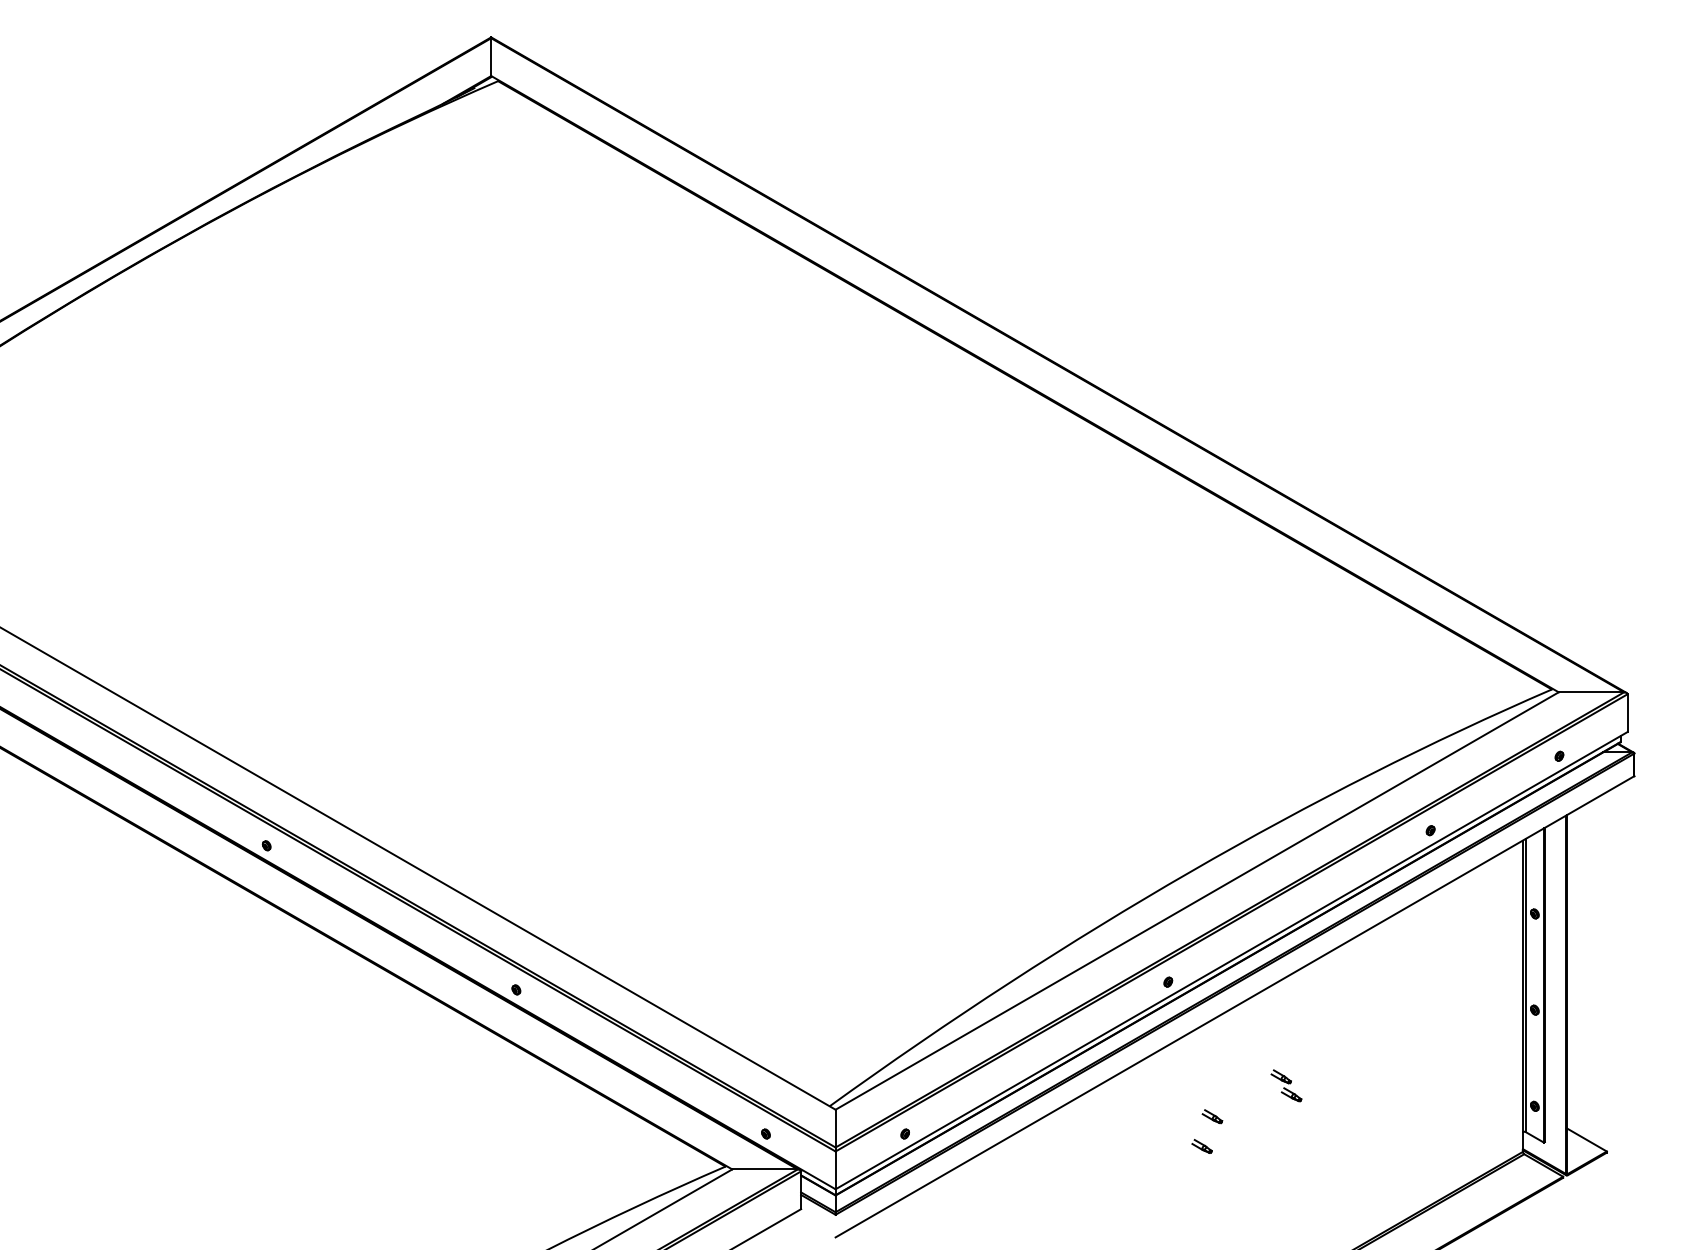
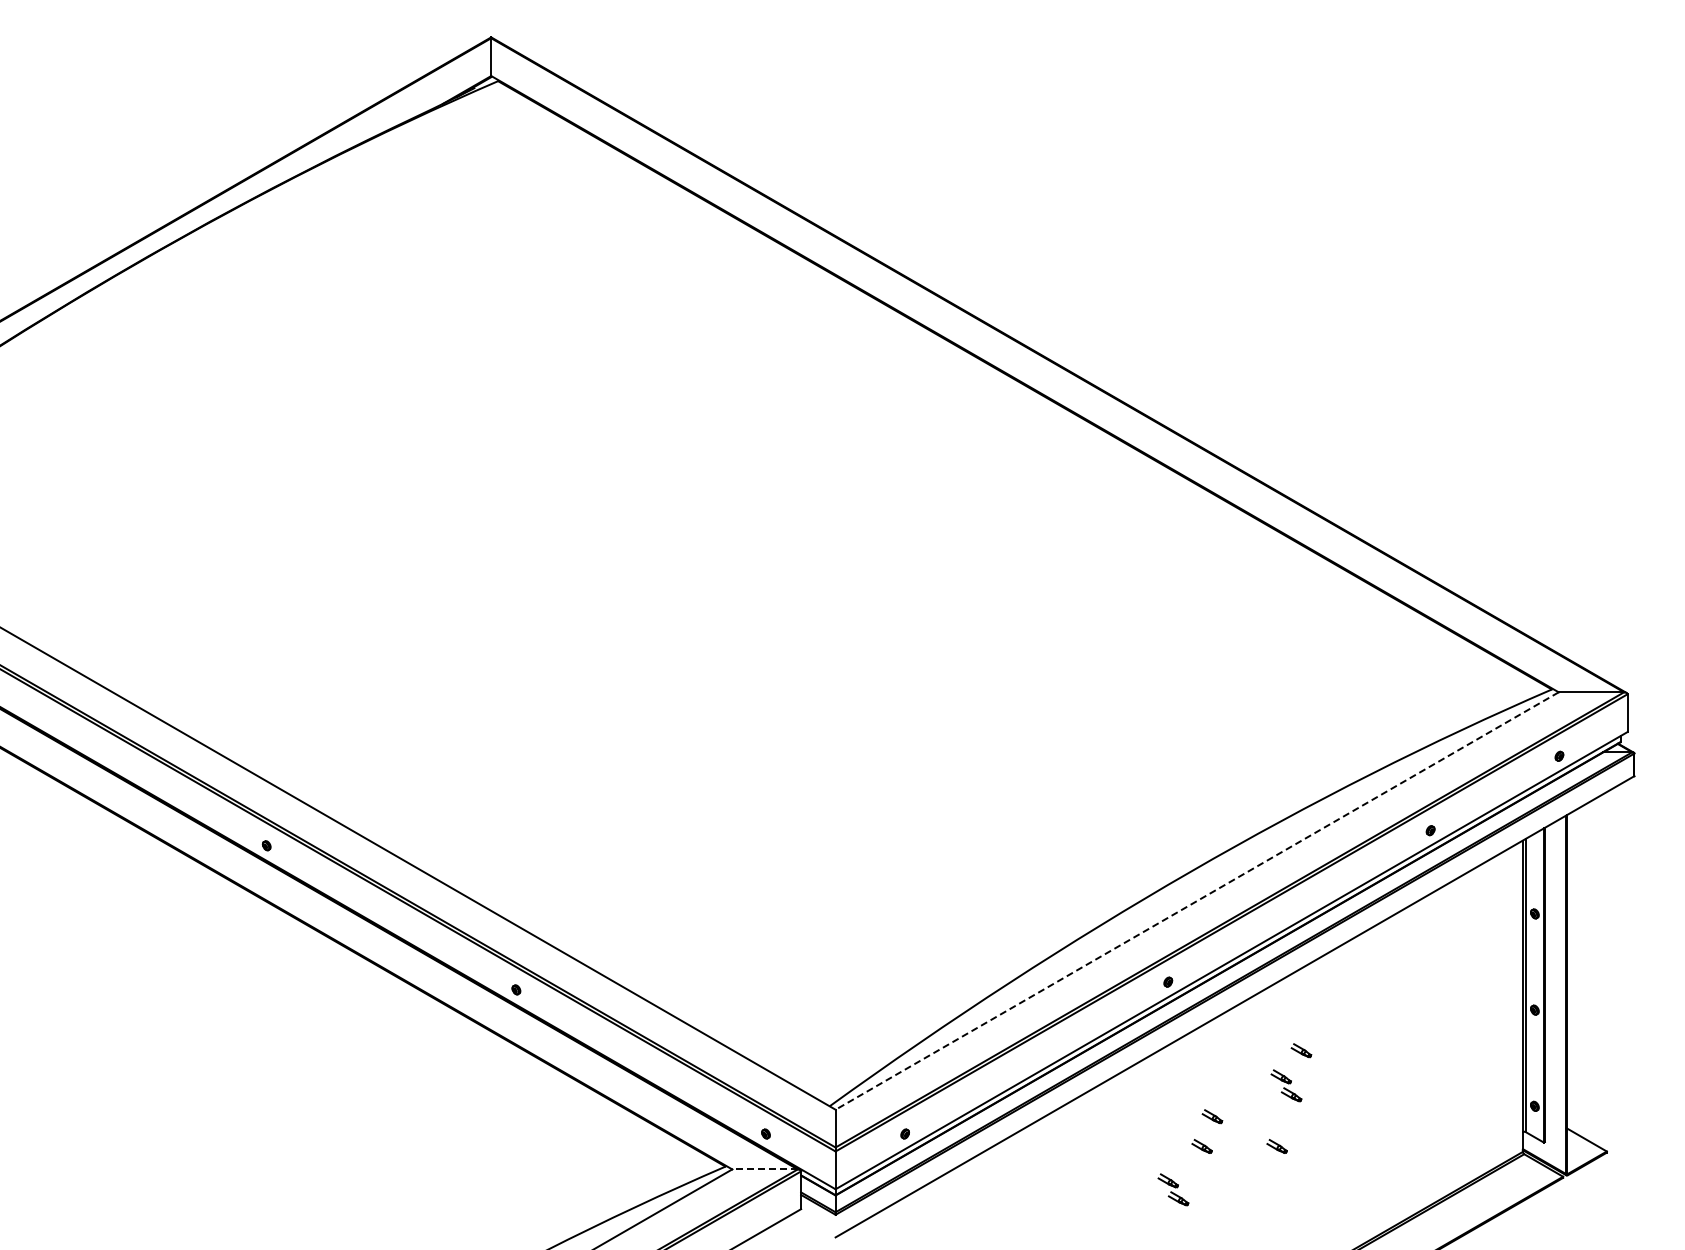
line: solid -> dashed (1196, 901)
part: none -> present (1301, 1050)
part: none -> present (1276, 1146)
line: solid -> dashed (765, 1169)
part: none -> present (1173, 1189)
